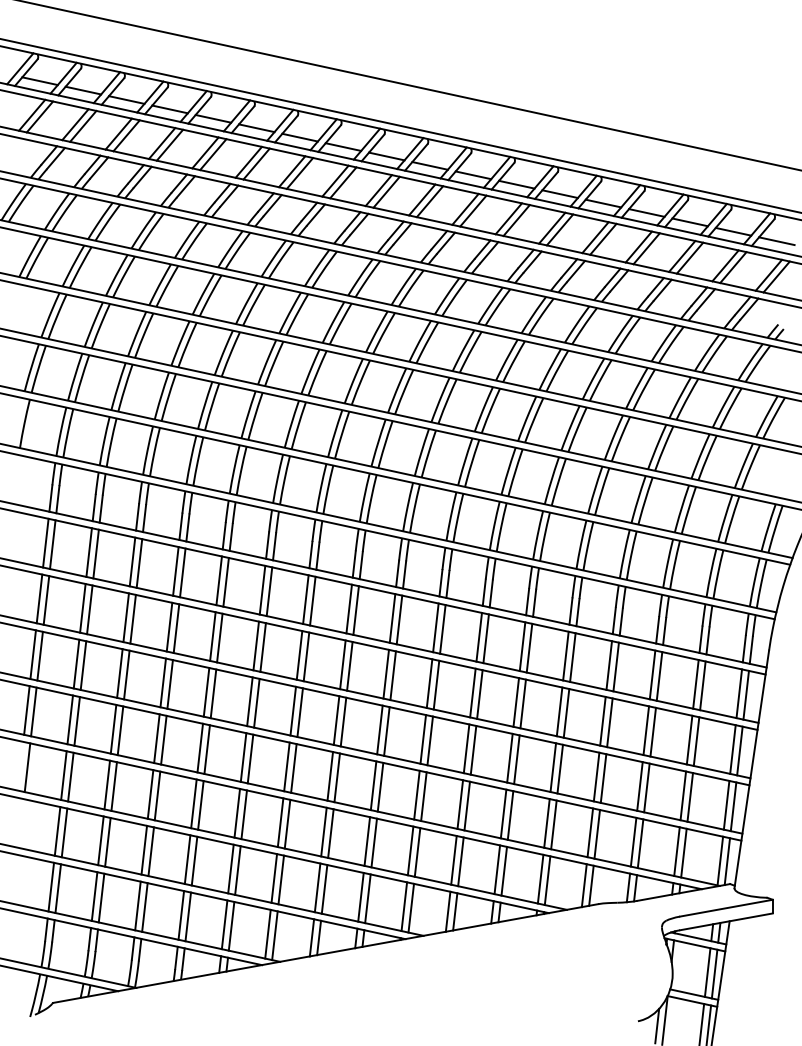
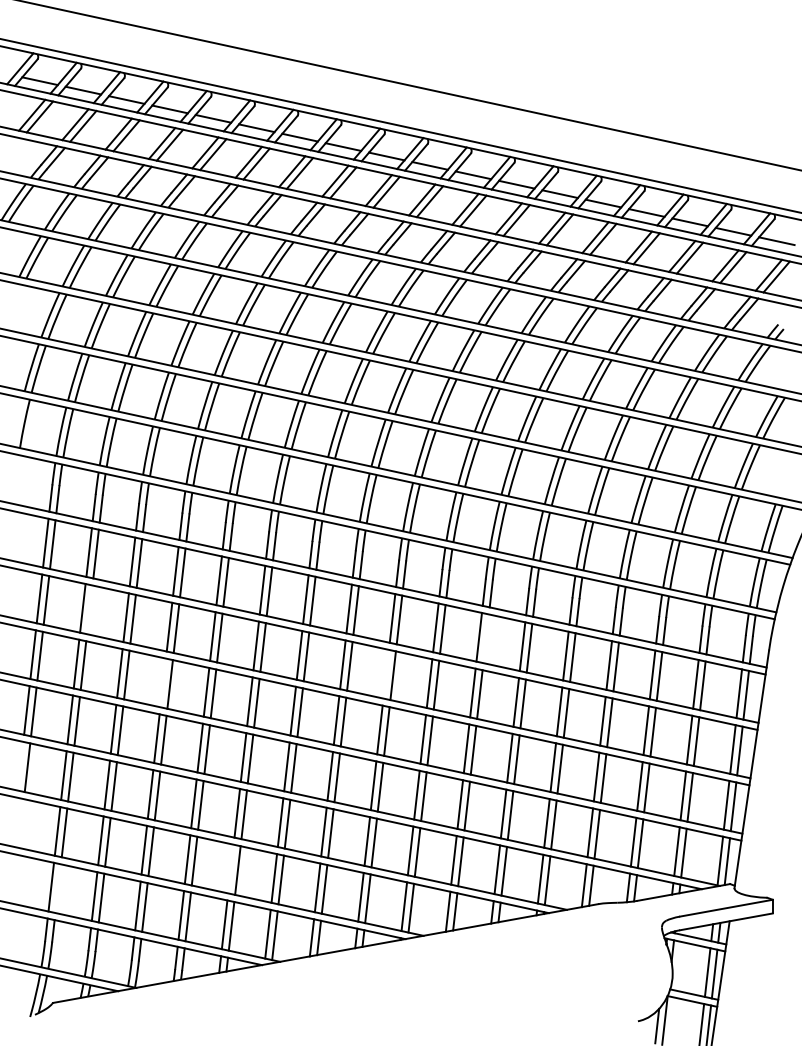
line: present -> none (89, 609)
line: present -> none (485, 638)
line: present -> none (385, 673)
line: present -> none (162, 682)
line: present -> none (230, 868)
line: present -> none (57, 888)
